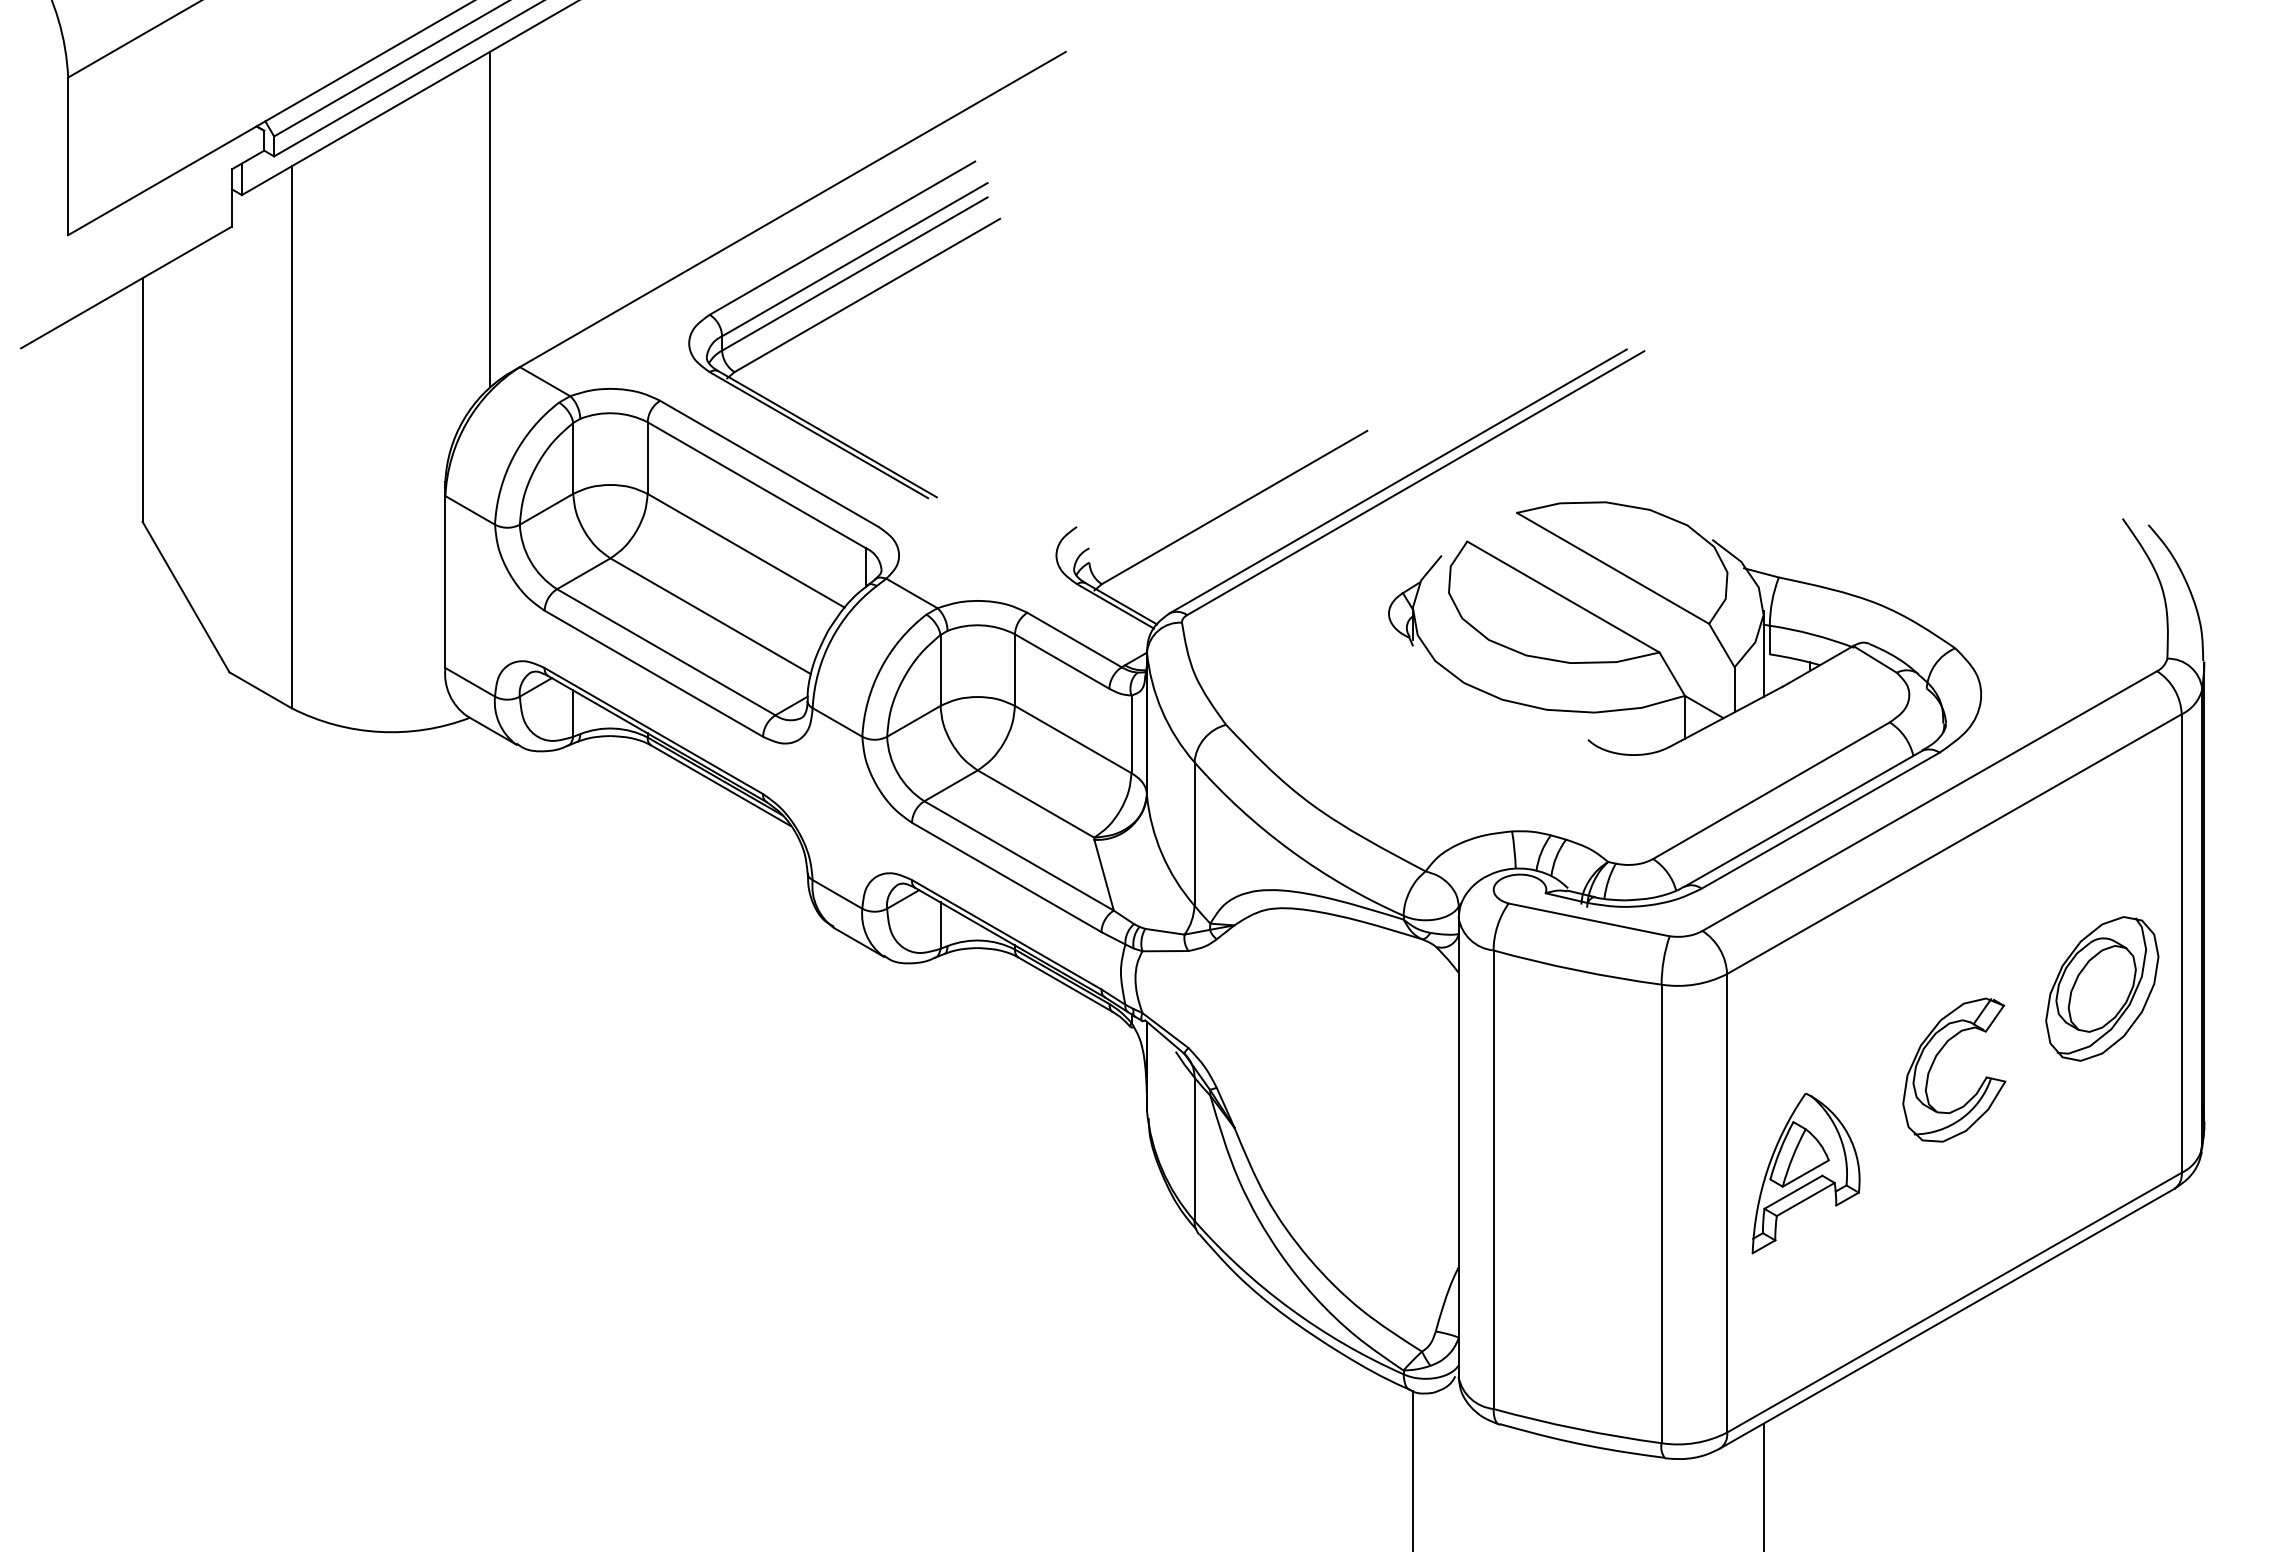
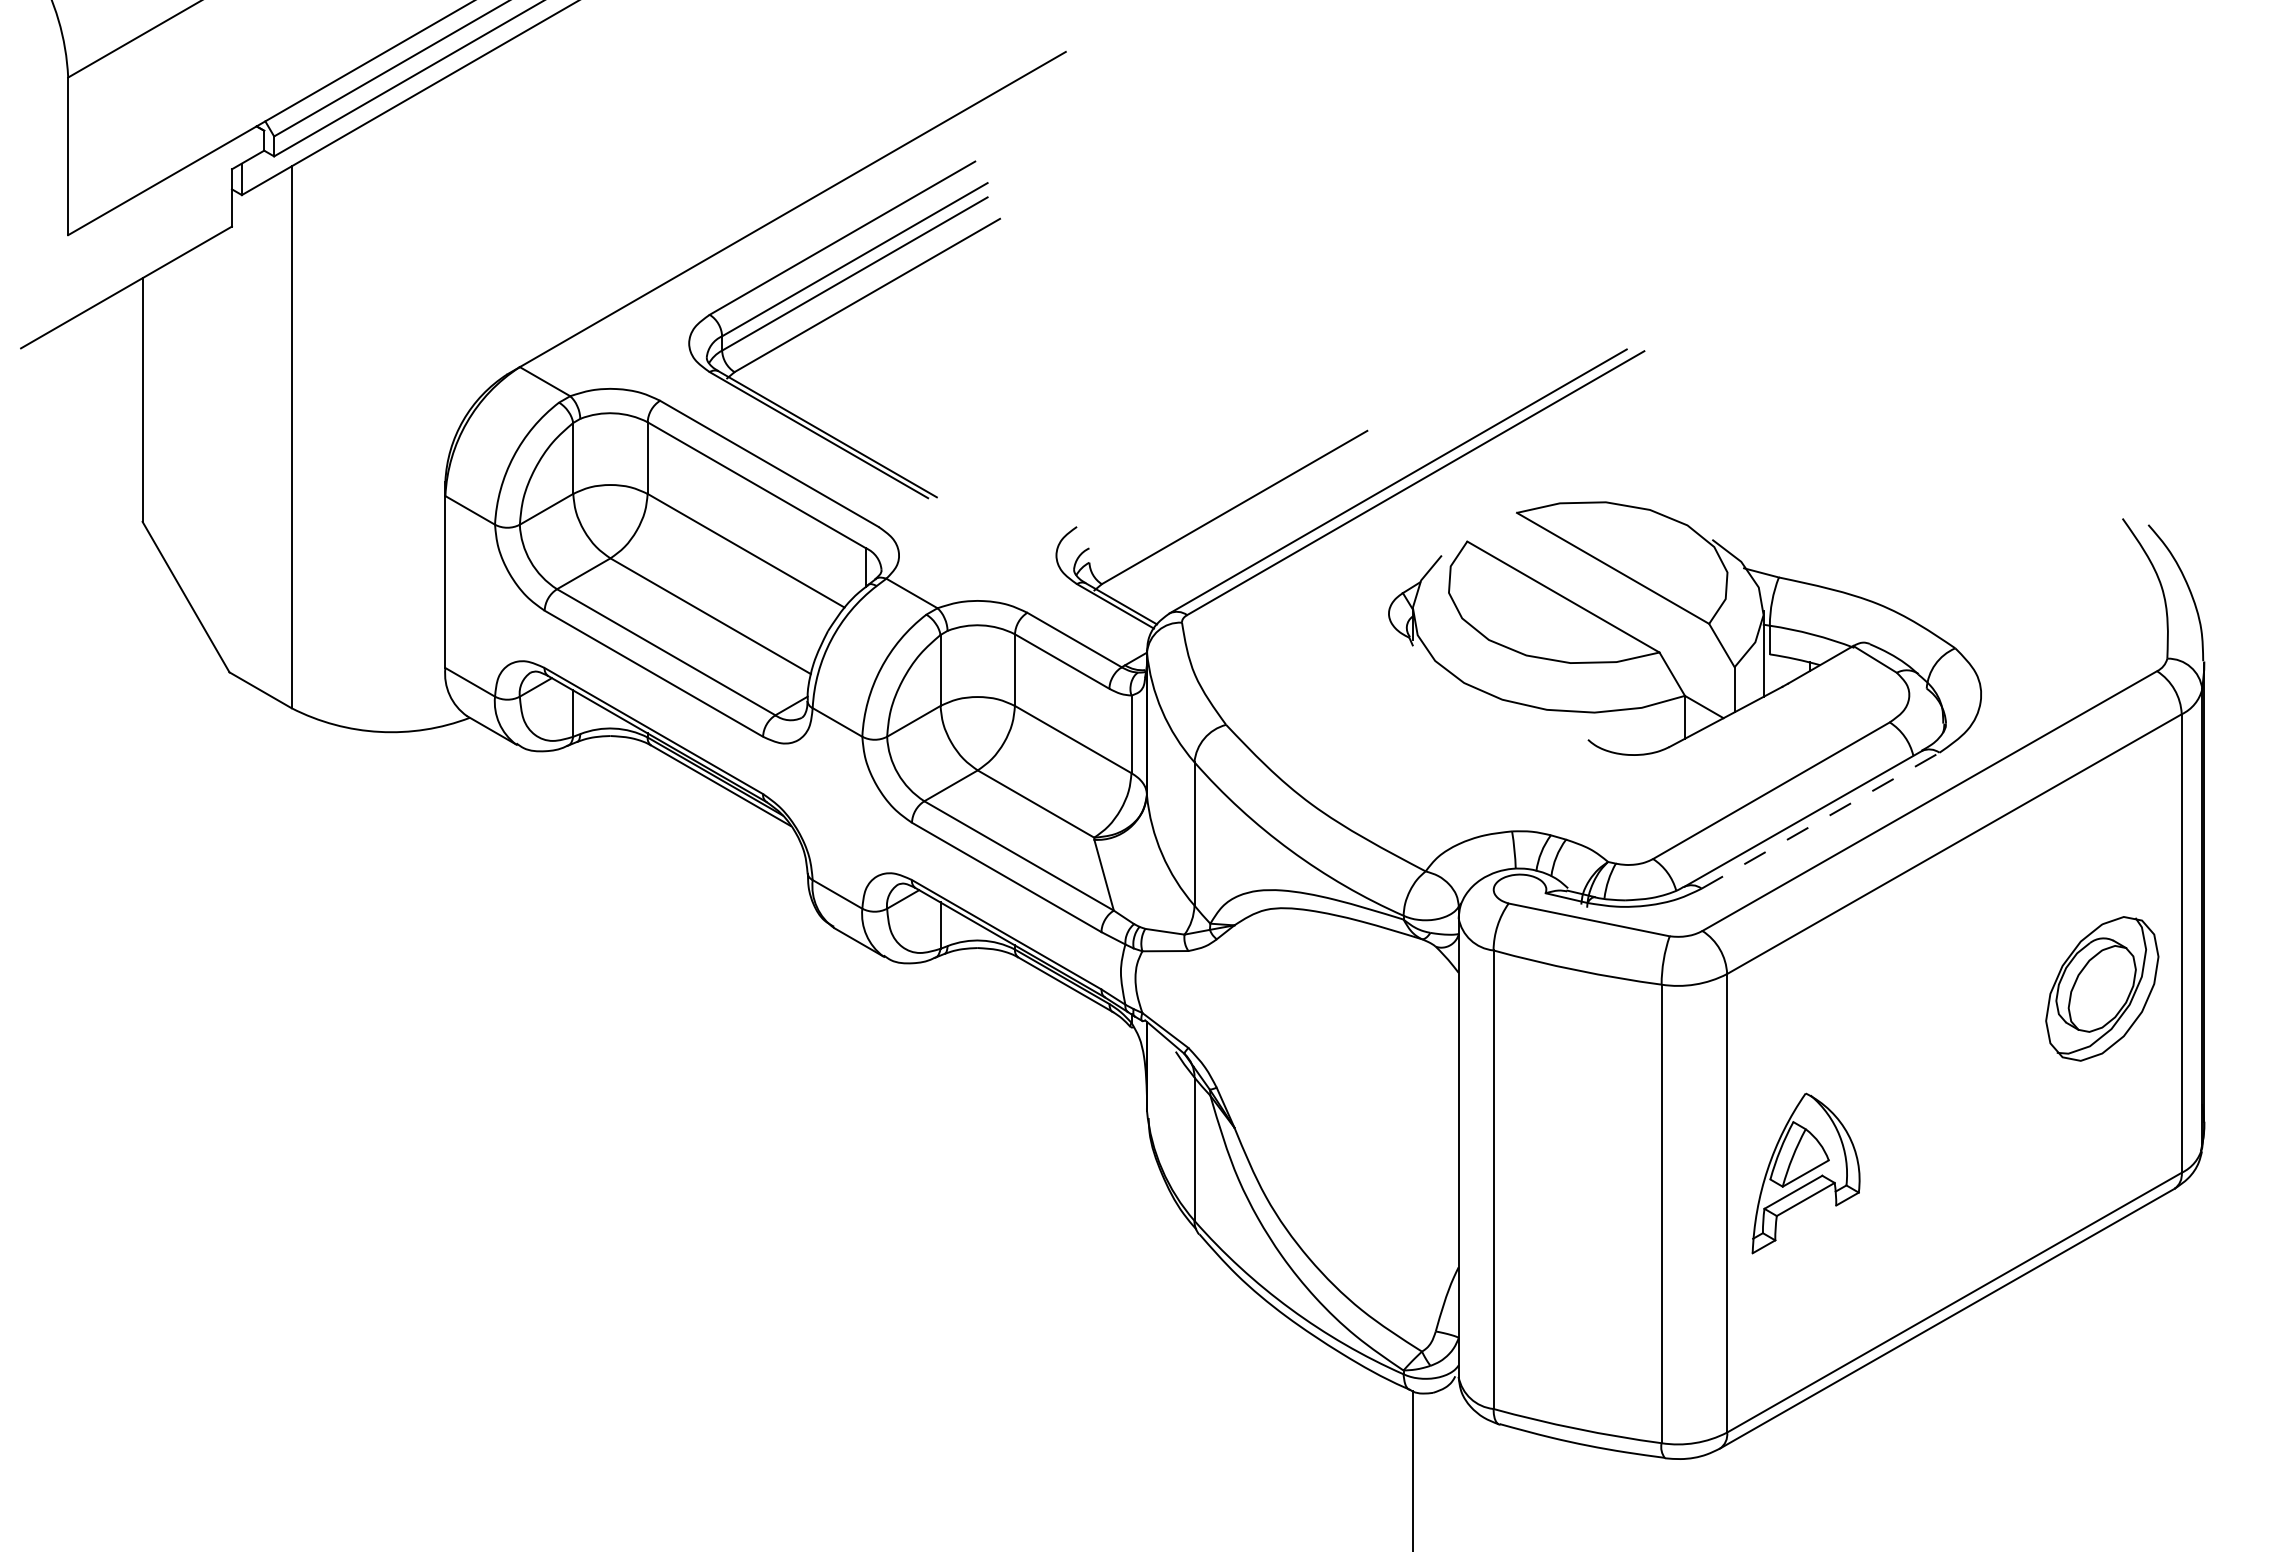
line: present -> none (490, 219)
line: solid -> dashed (1820, 820)
part: present -> none (1935, 1060)
line: present -> none (1763, 1485)
